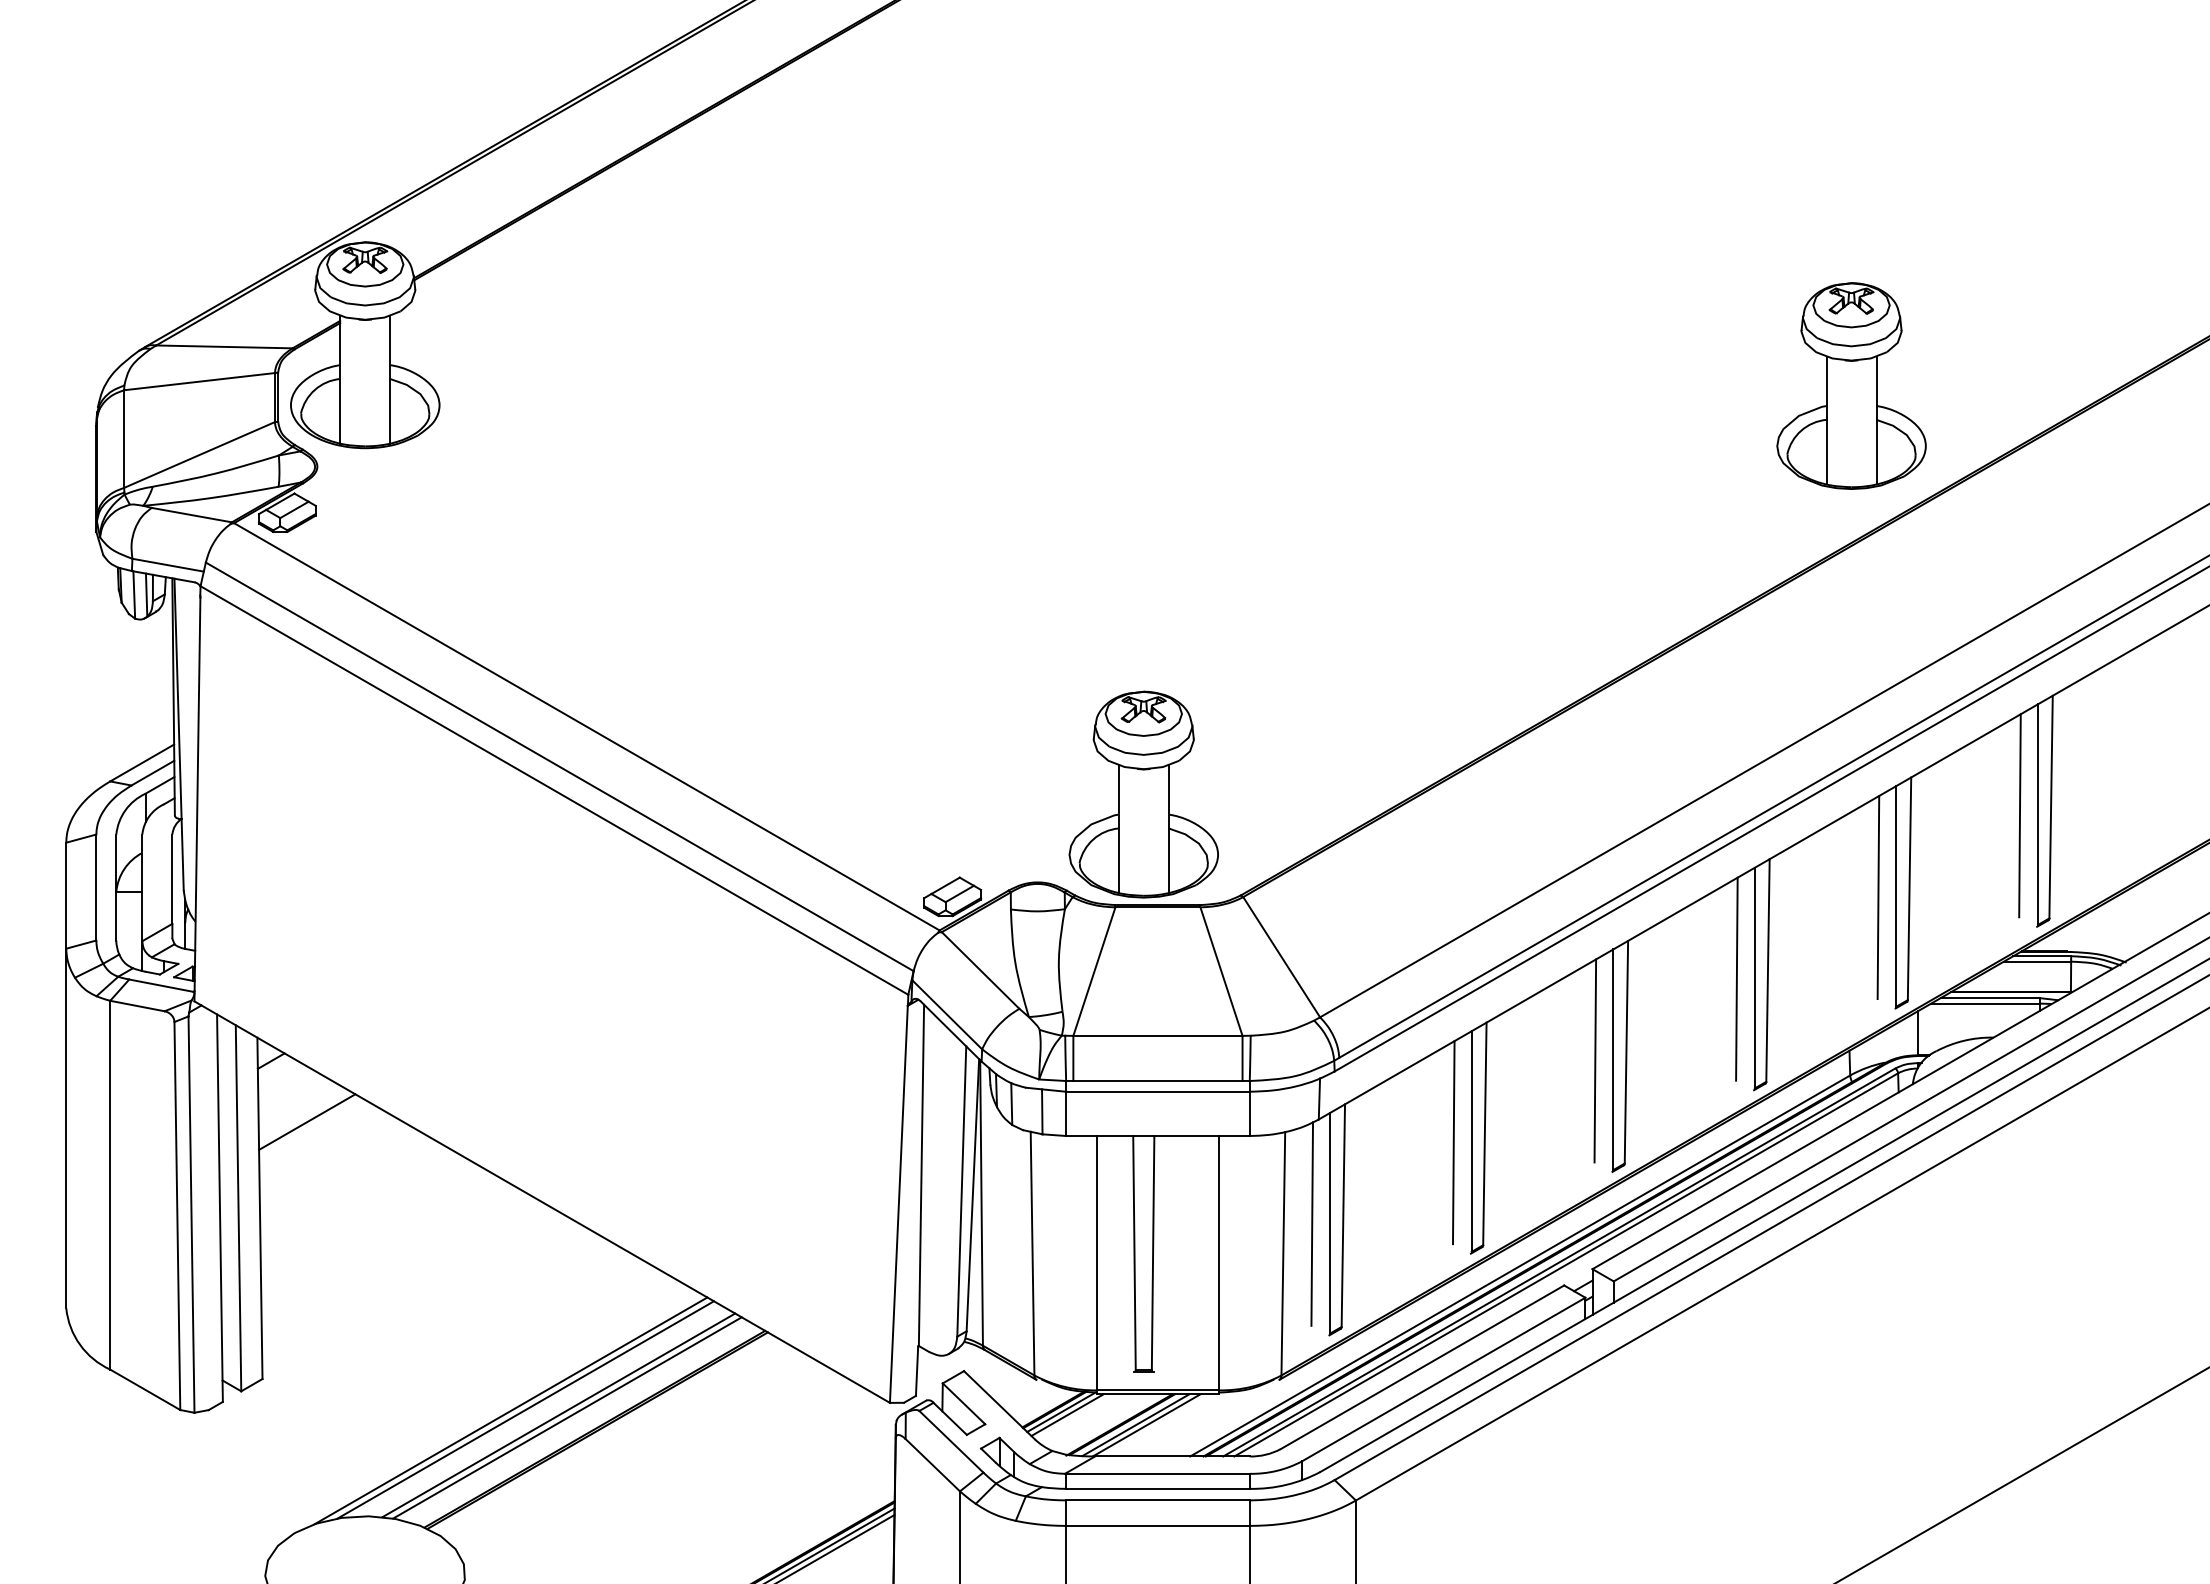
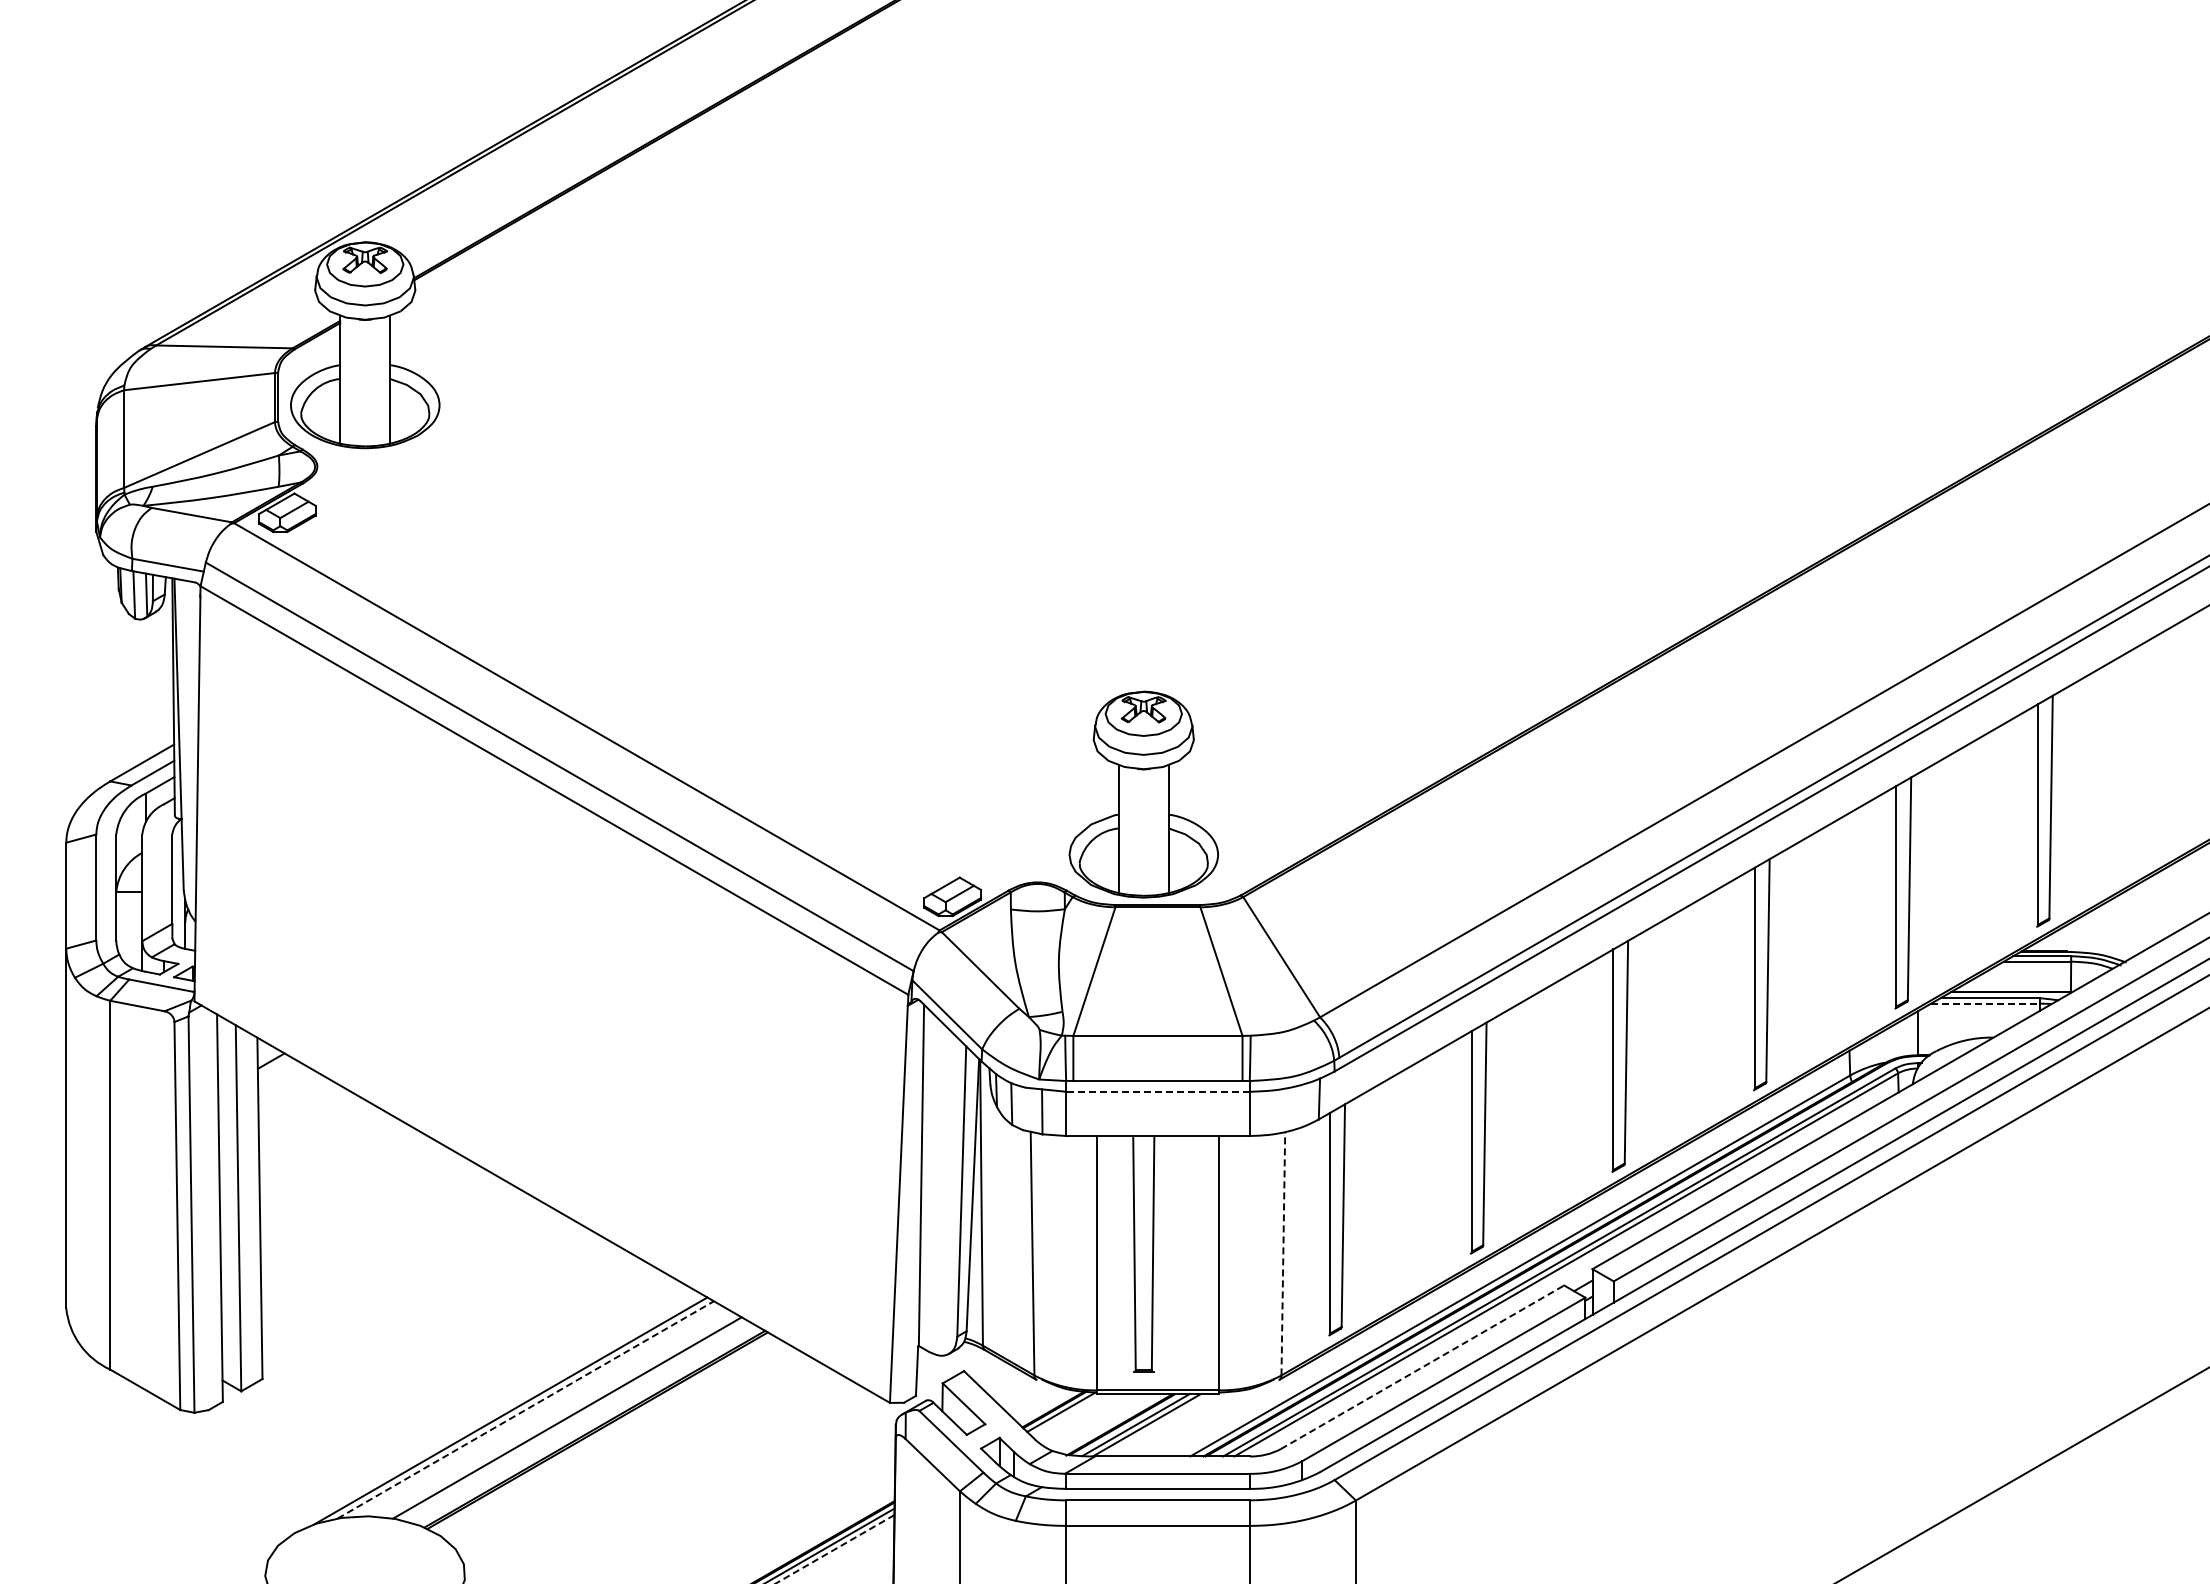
part: present -> none (1851, 385)
line: present -> none (2019, 815)
line: present -> none (1878, 897)
line: present -> none (1736, 978)
line: solid -> dashed (1986, 1003)
line: present -> none (1595, 1060)
line: solid -> dashed (1157, 1091)
line: present -> none (307, 1121)
line: present -> none (1453, 1142)
line: present -> none (1312, 1223)
line: solid -> dashed (1283, 1253)
line: solid -> dashed (1422, 1367)
line: solid -> dashed (526, 1409)
line: present -> none (1067, 1414)
line: present -> none (558, 1415)
line: solid -> dashed (834, 1549)
